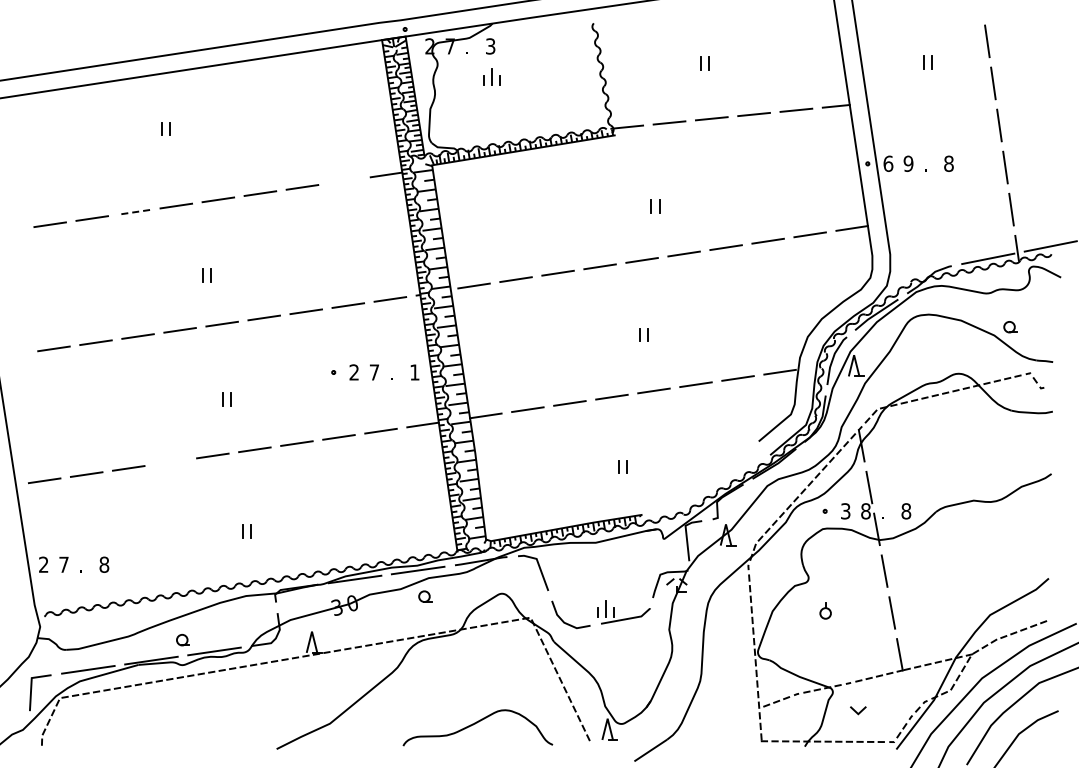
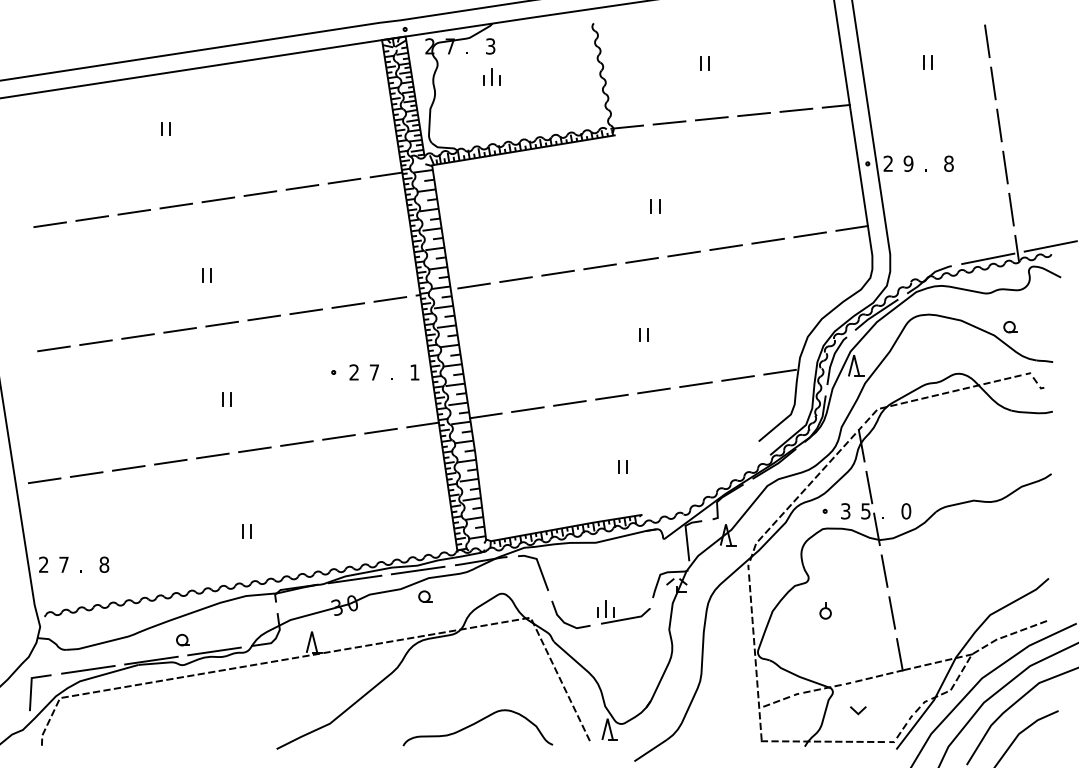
text: 6 -> 2 (888, 163)
line: none -> present (344, 180)
line: dashed -> solid (134, 212)
line: none -> present (170, 461)
text: 8 -> 5 (865, 511)
text: 8 -> 0 (906, 511)
